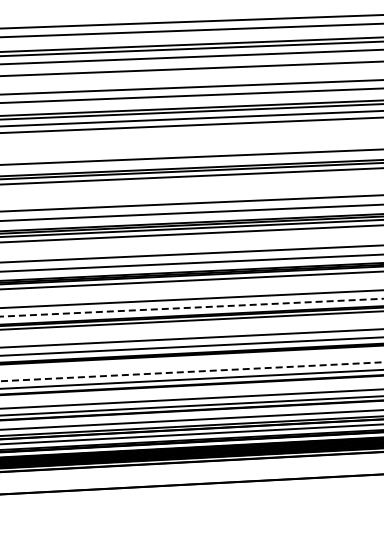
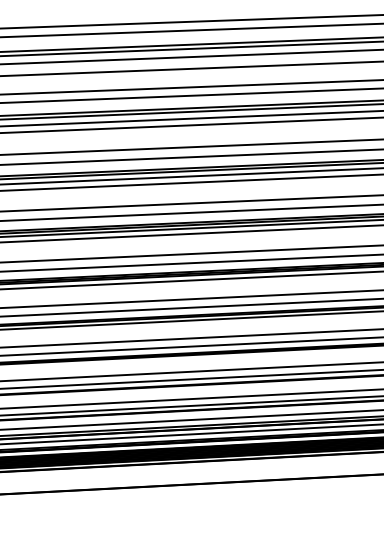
line: none -> present (191, 146)
line: none -> present (191, 182)
line: dashed -> solid (191, 307)
line: dashed -> solid (192, 371)
